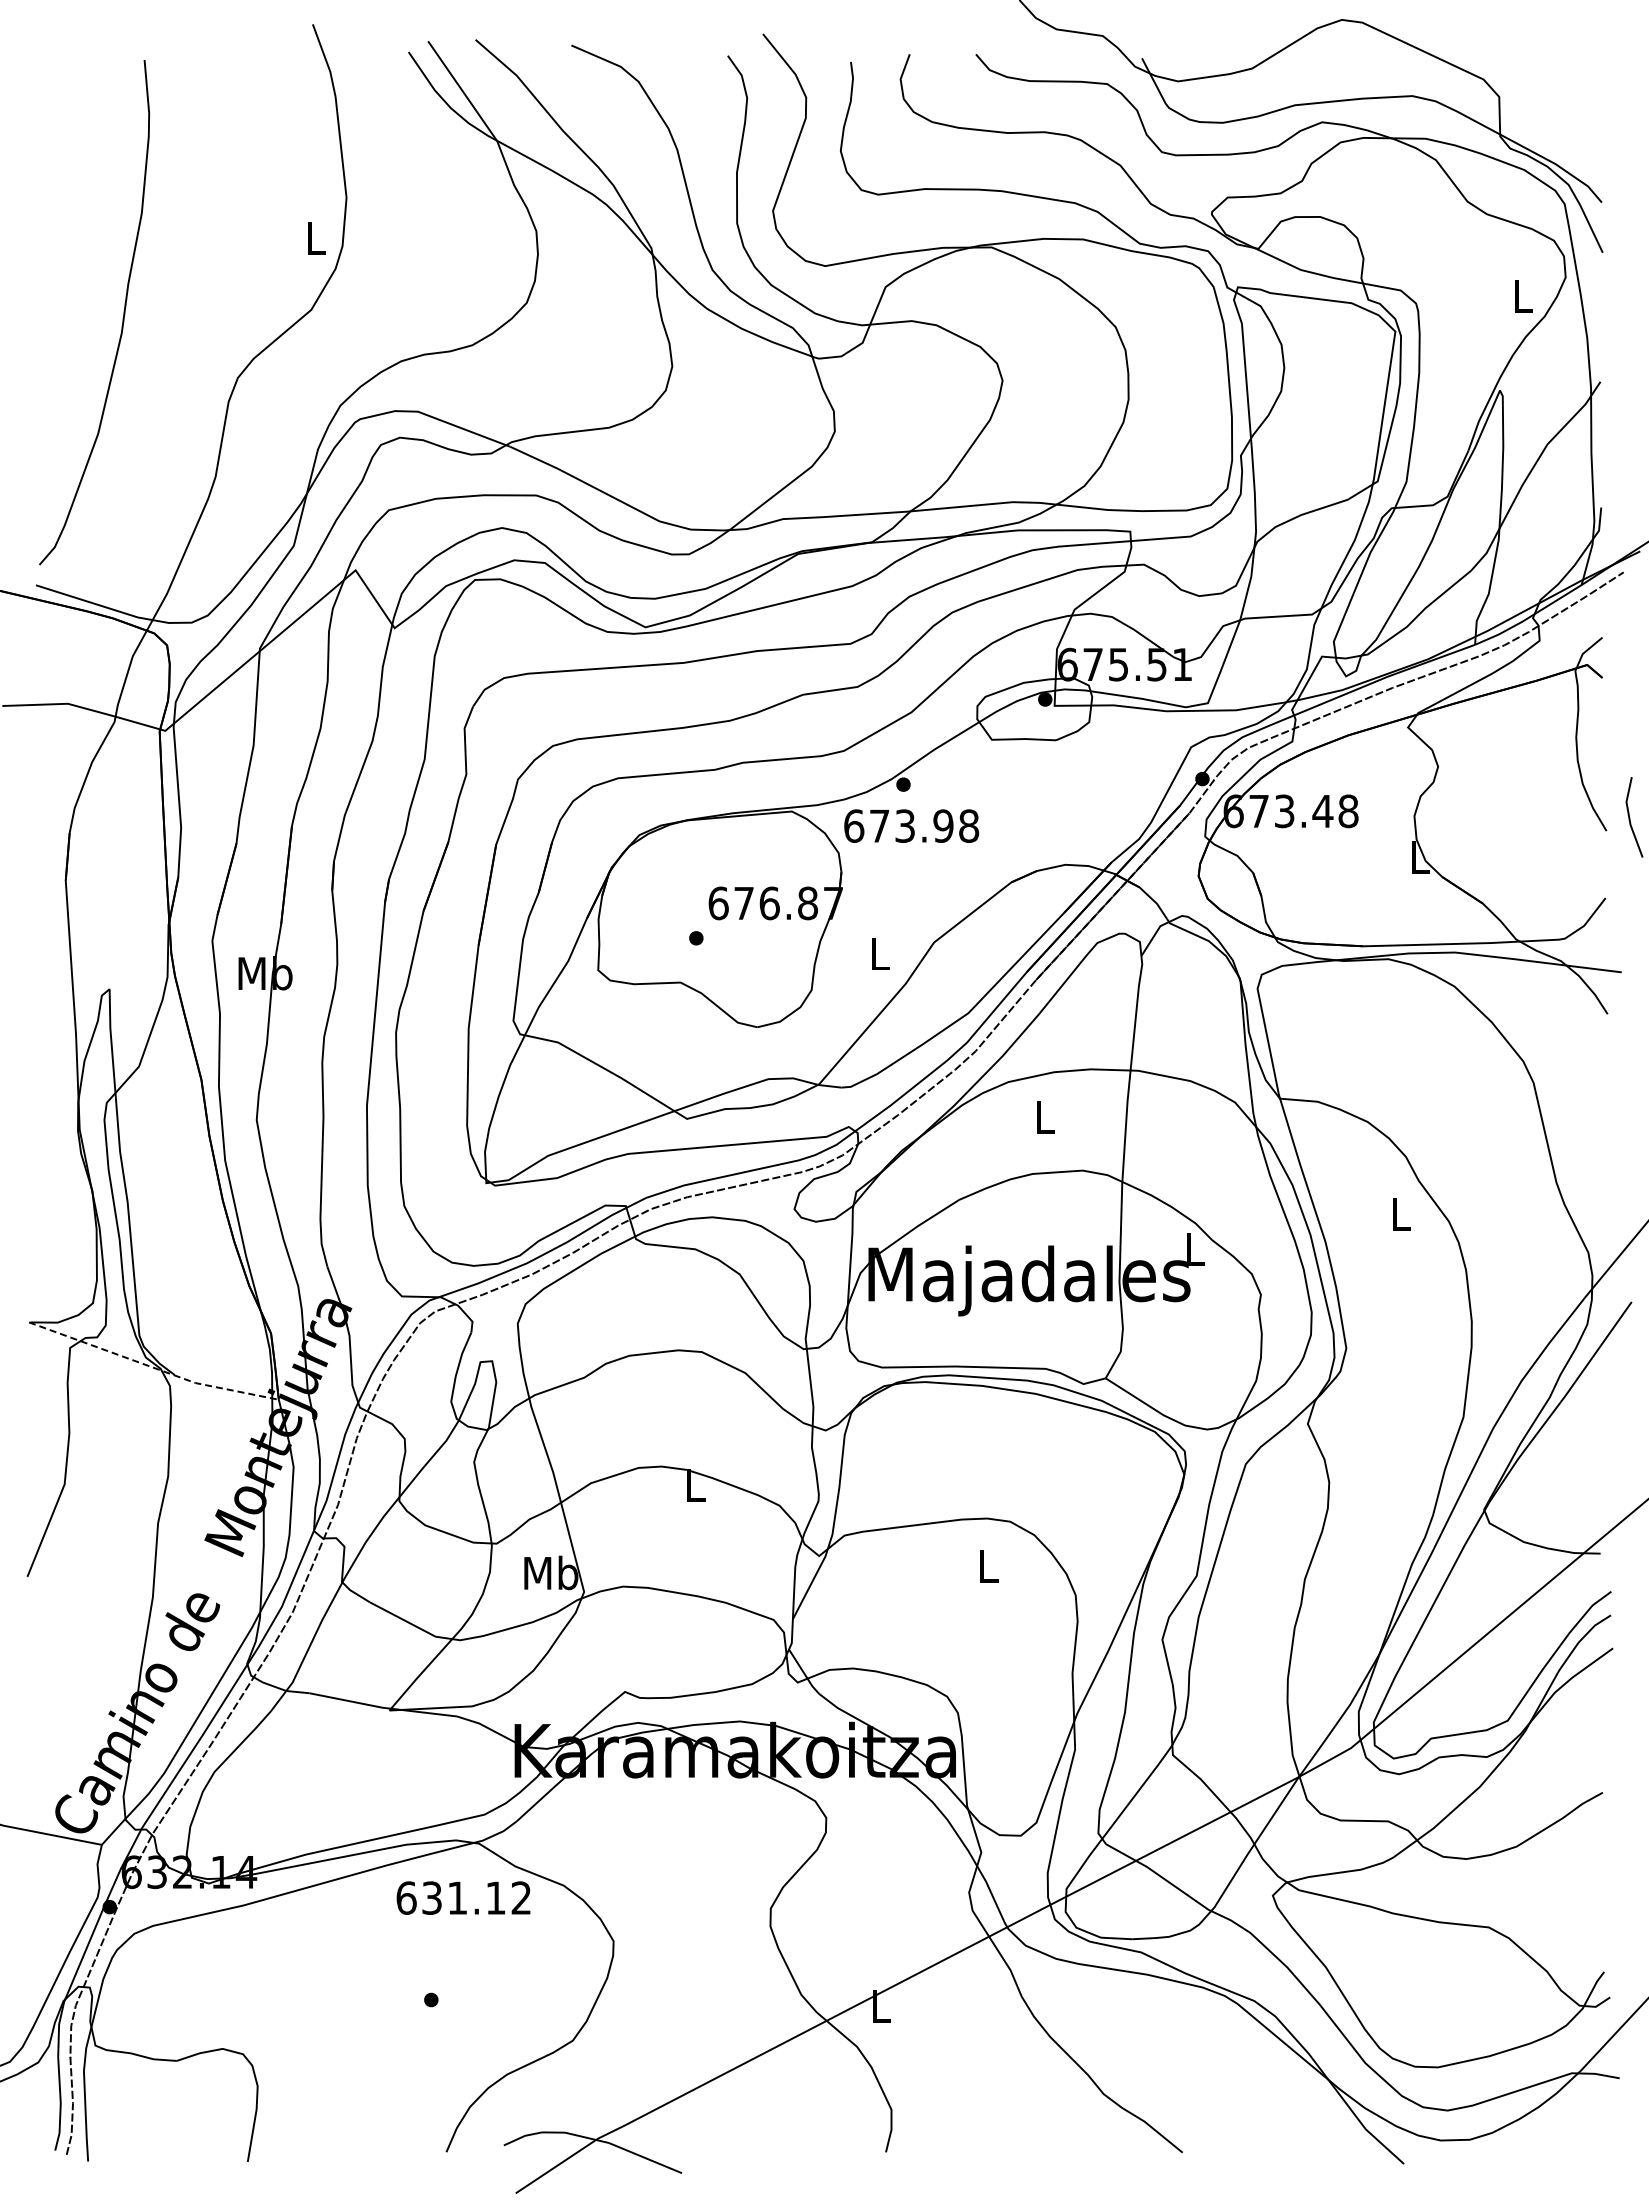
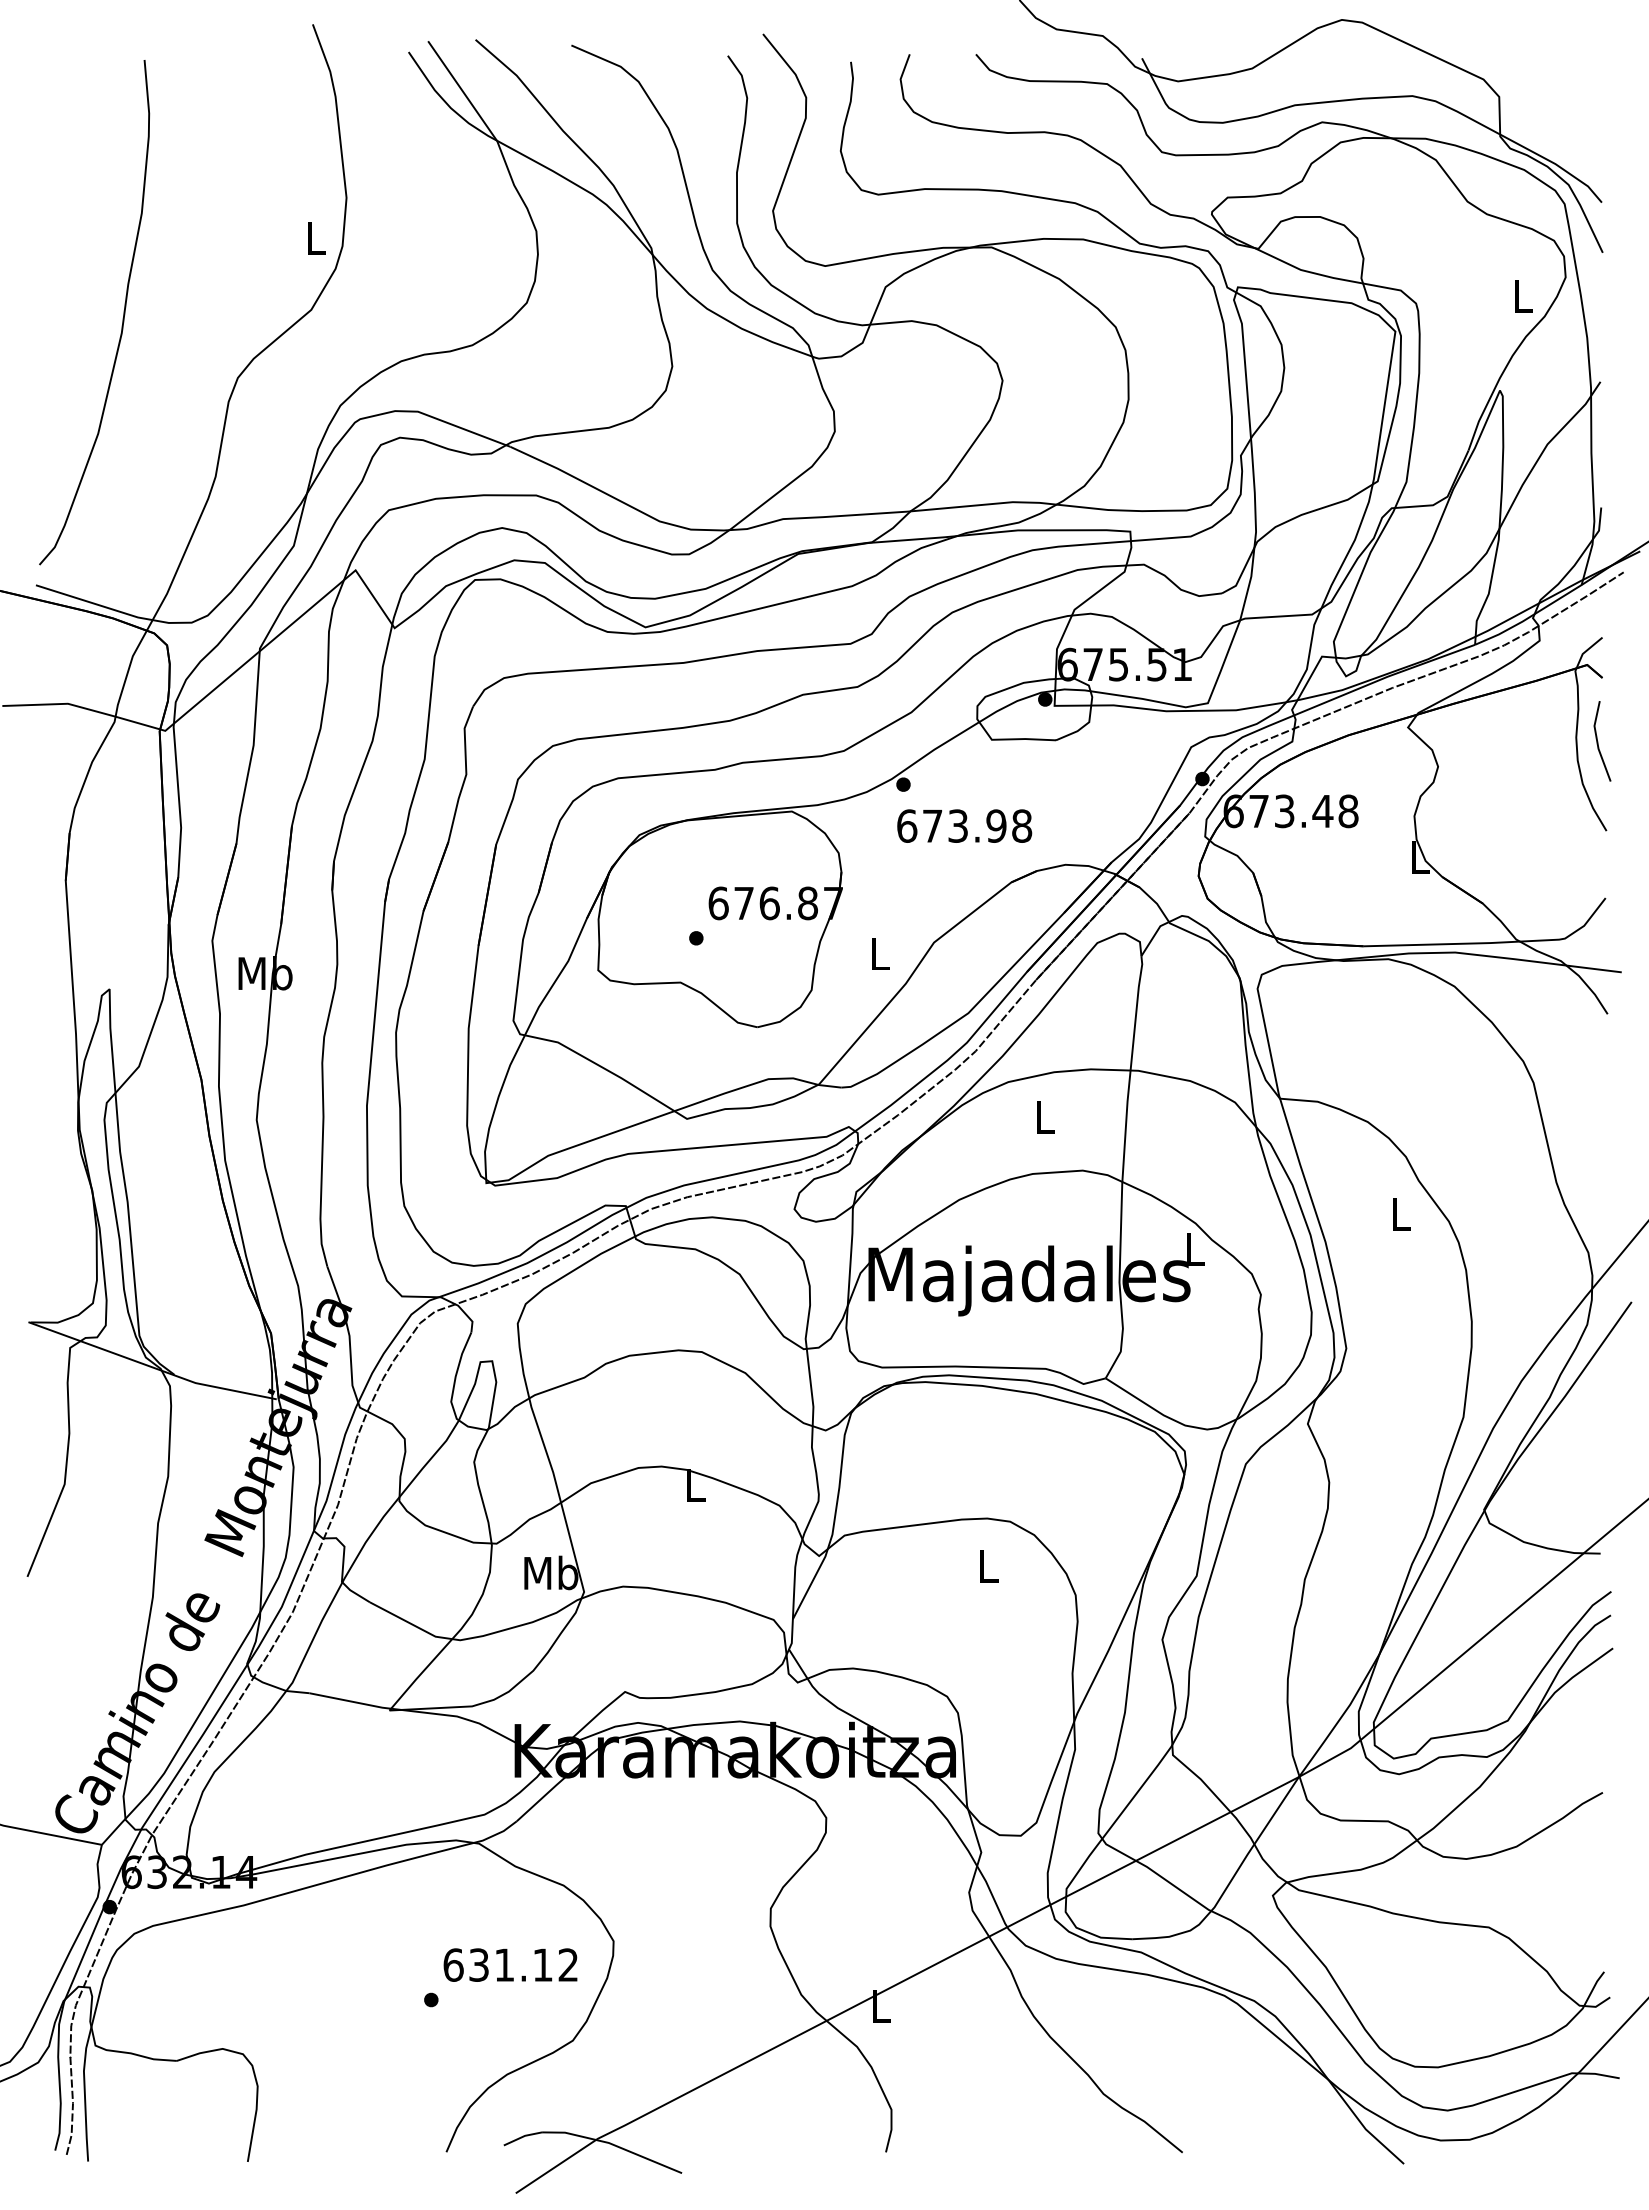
line position: (1630, 817) -> (1598, 741) (1598, 741)
text position: (911, 825) -> (964, 825) (964, 825)
line: dashed -> solid (151, 1367)
text position: (463, 1897) -> (510, 1964) (510, 1964)
